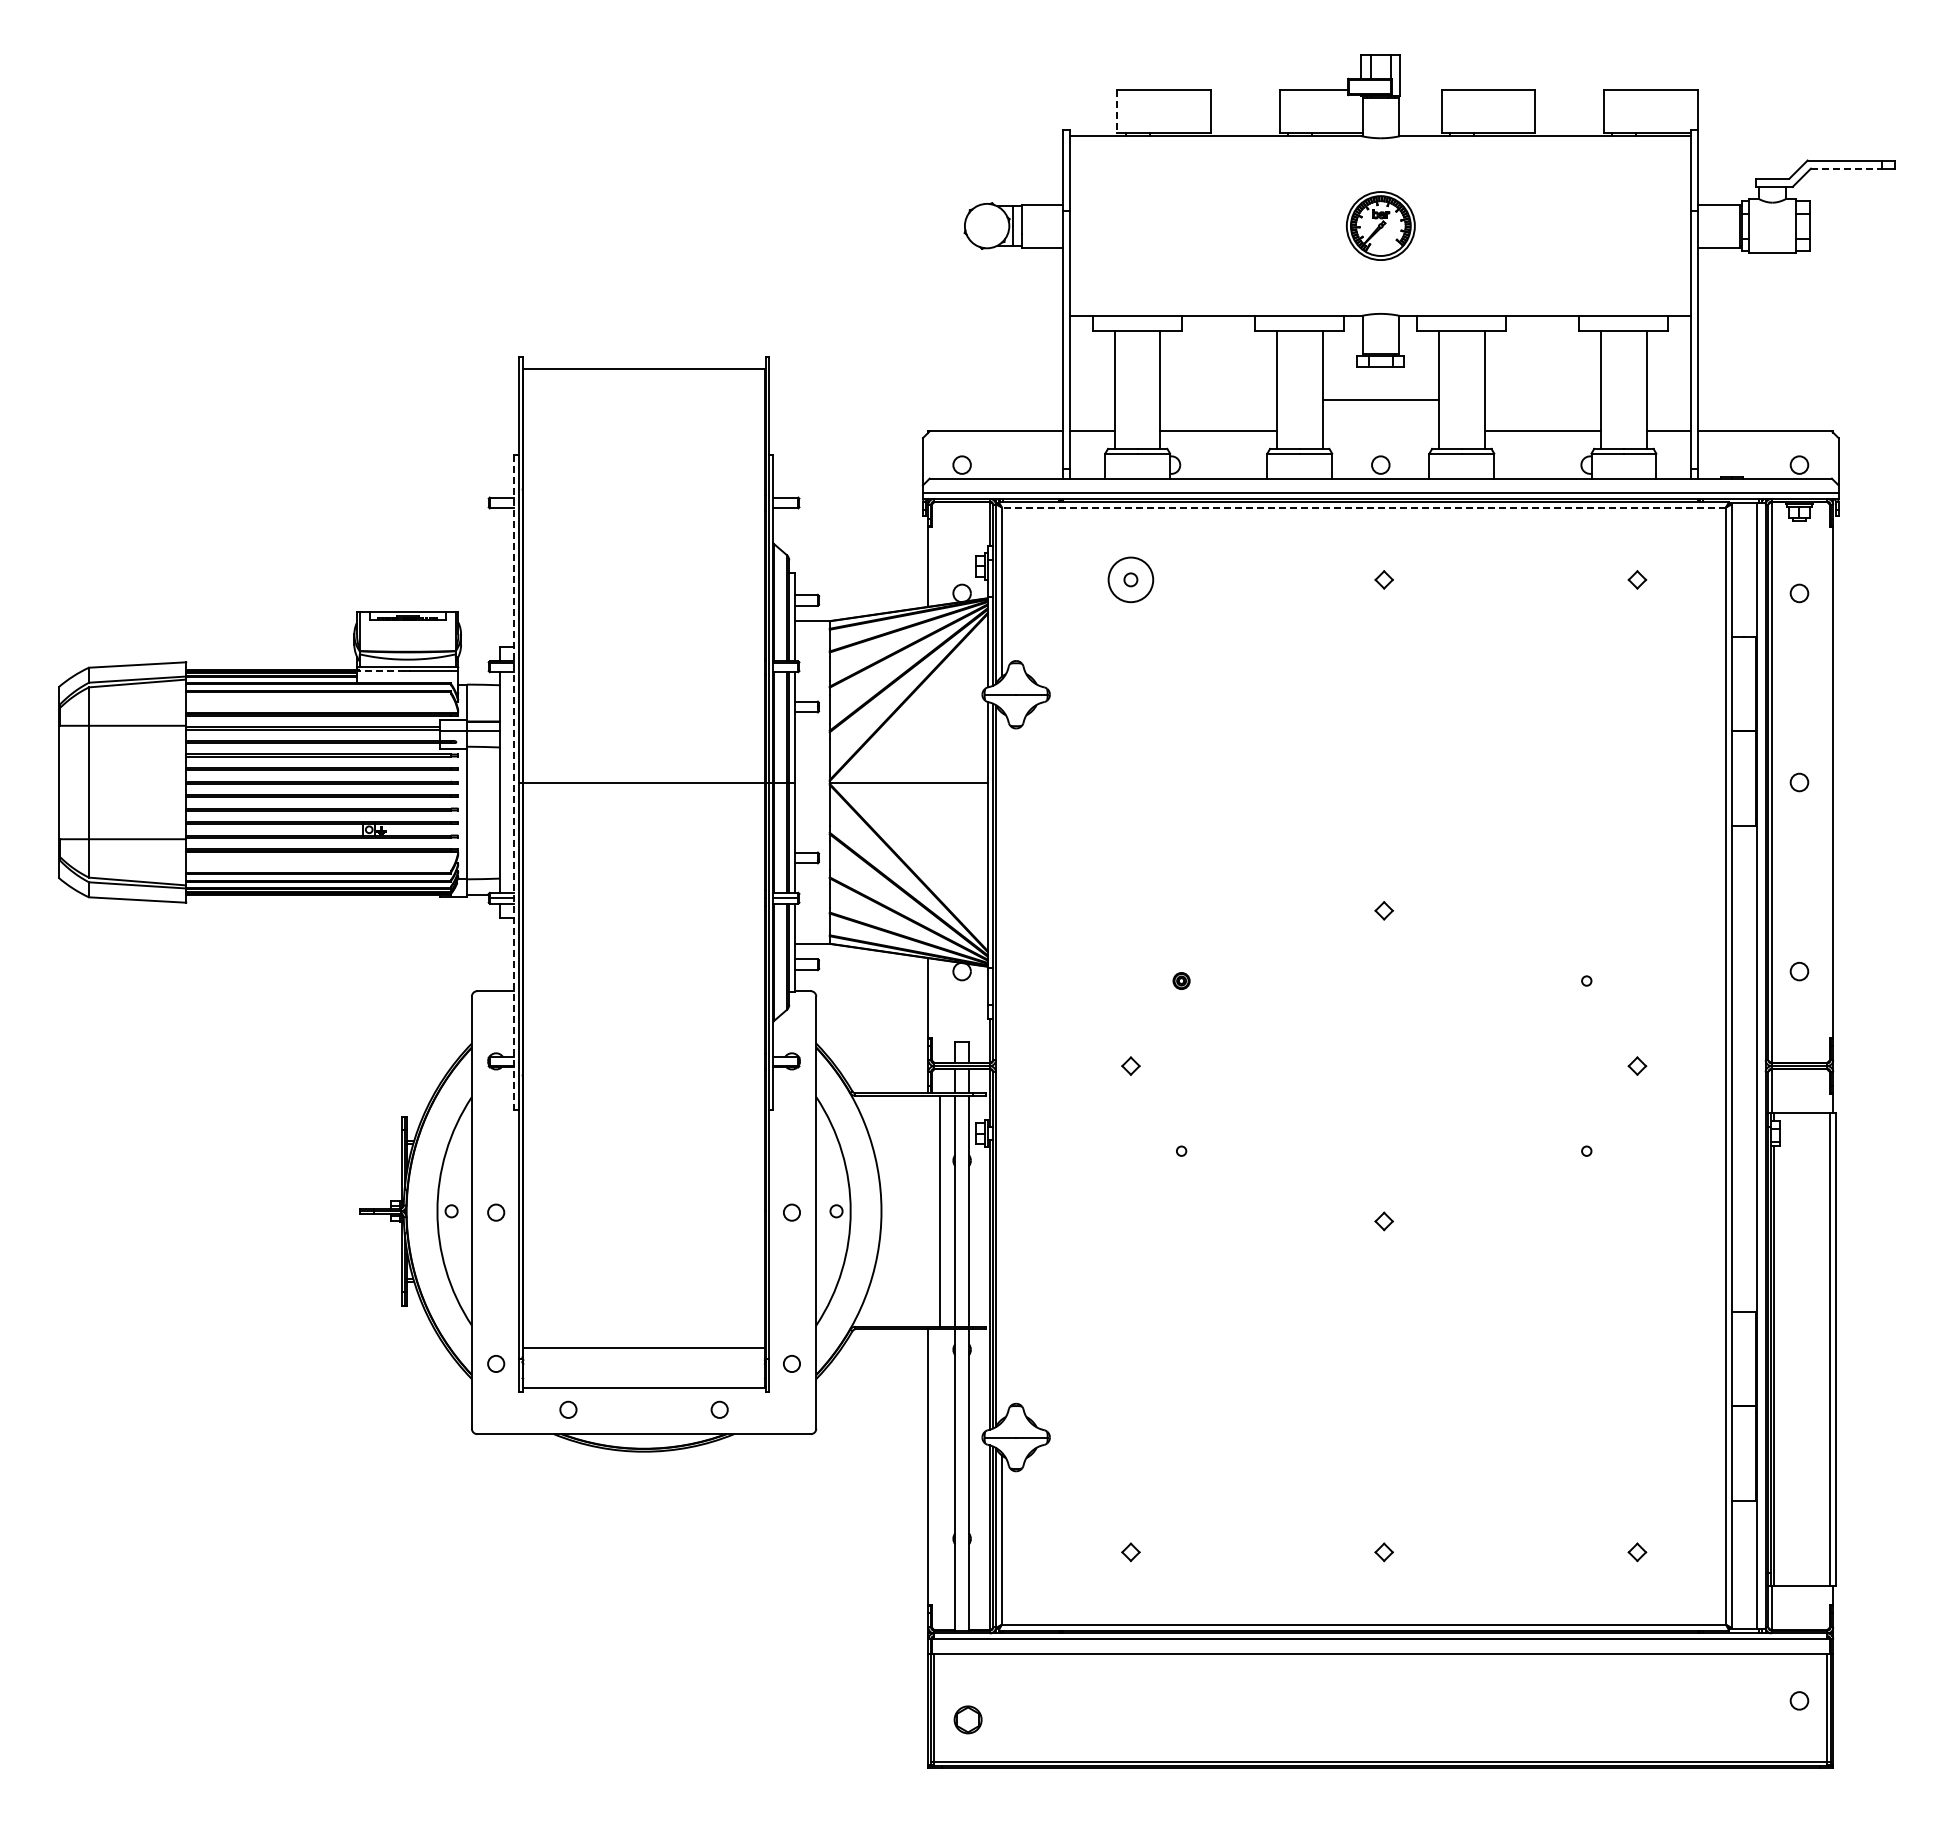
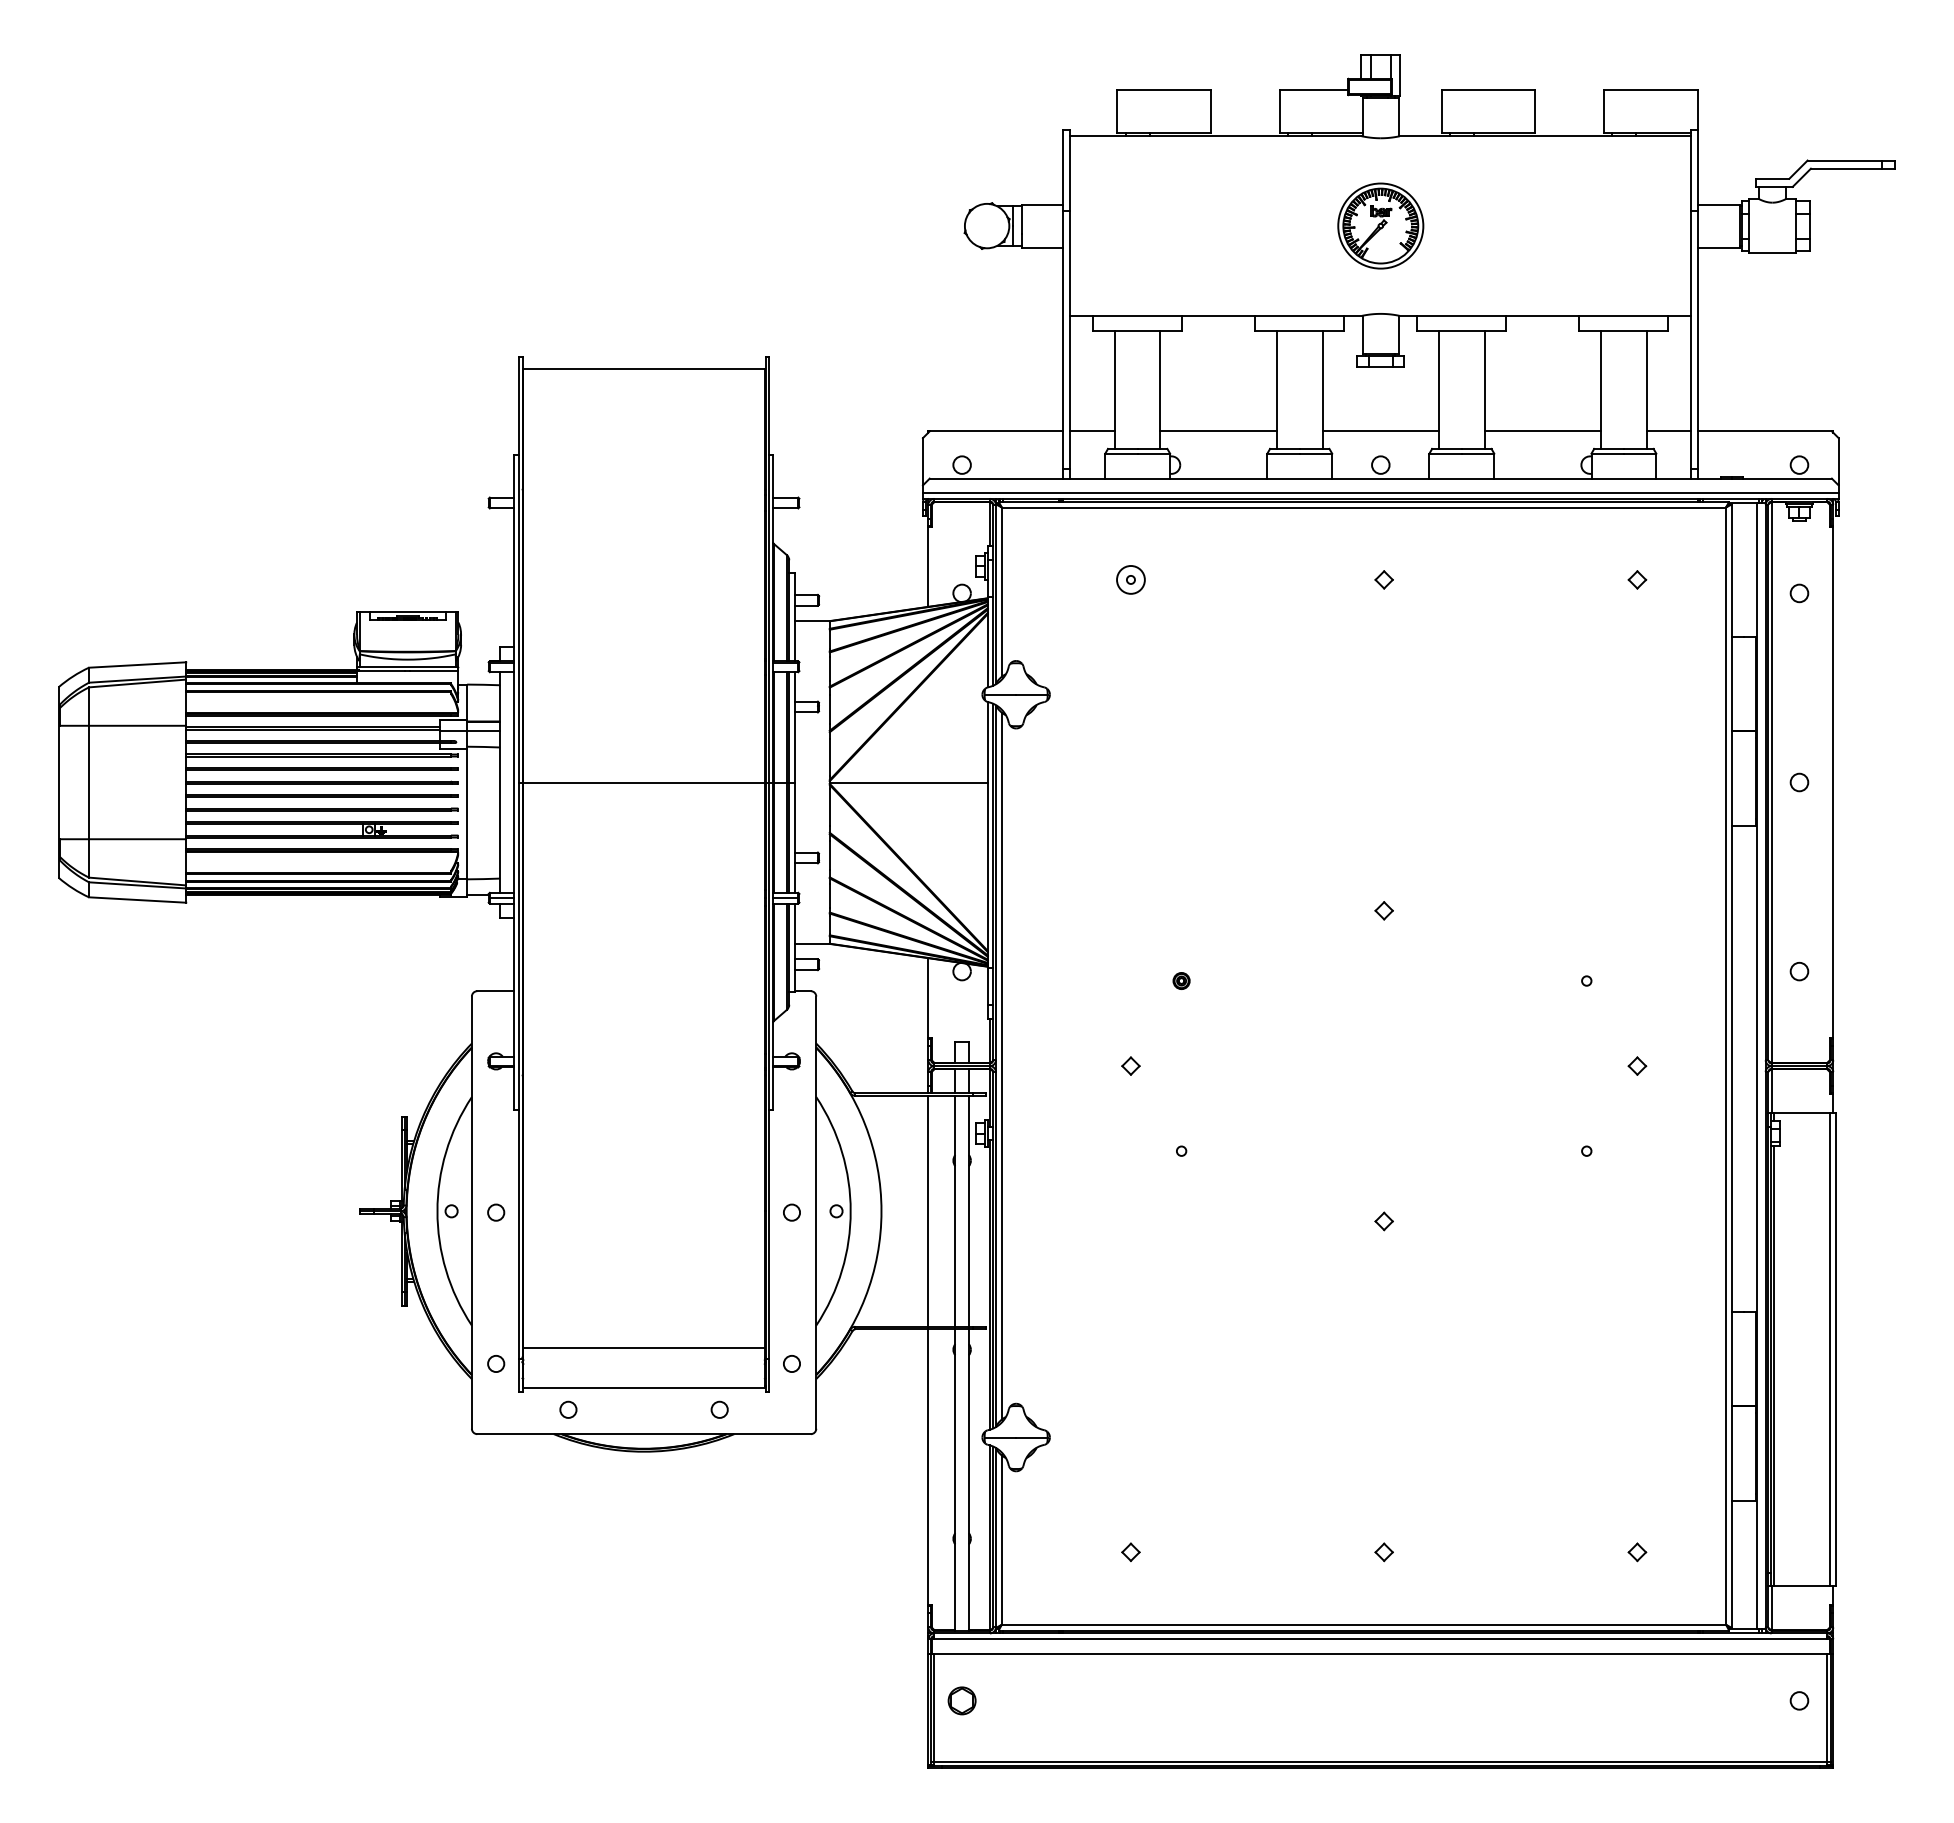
line: dashed -> solid (1117, 111)
line: dashed -> solid (1846, 168)
part size: 71x70 px -> 88x88 px (1380, 225)
line position: (1380, 400) -> (1380, 431) (1380, 431)
line: dashed -> solid (1363, 507)
part size: 48x48 px -> 30x30 px (1130, 579)
line: dashed -> solid (381, 671)
line: dashed -> solid (513, 782)
line: none -> present (1001, 1065)
line position: (940, 1210) -> (928, 1210) (928, 1210)
part position: (967, 1719) -> (961, 1700) (961, 1700)
